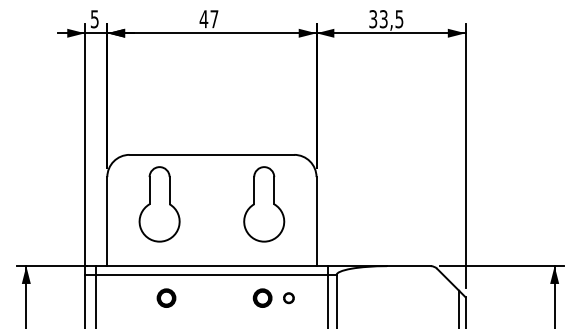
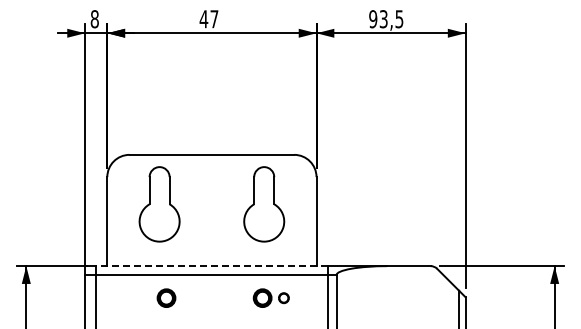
text: 5 -> 8 (94, 19)
text: 33,5 -> 93,5 (373, 19)
line: solid -> dashed (211, 266)
part position: (288, 298) -> (283, 298) (283, 298)
